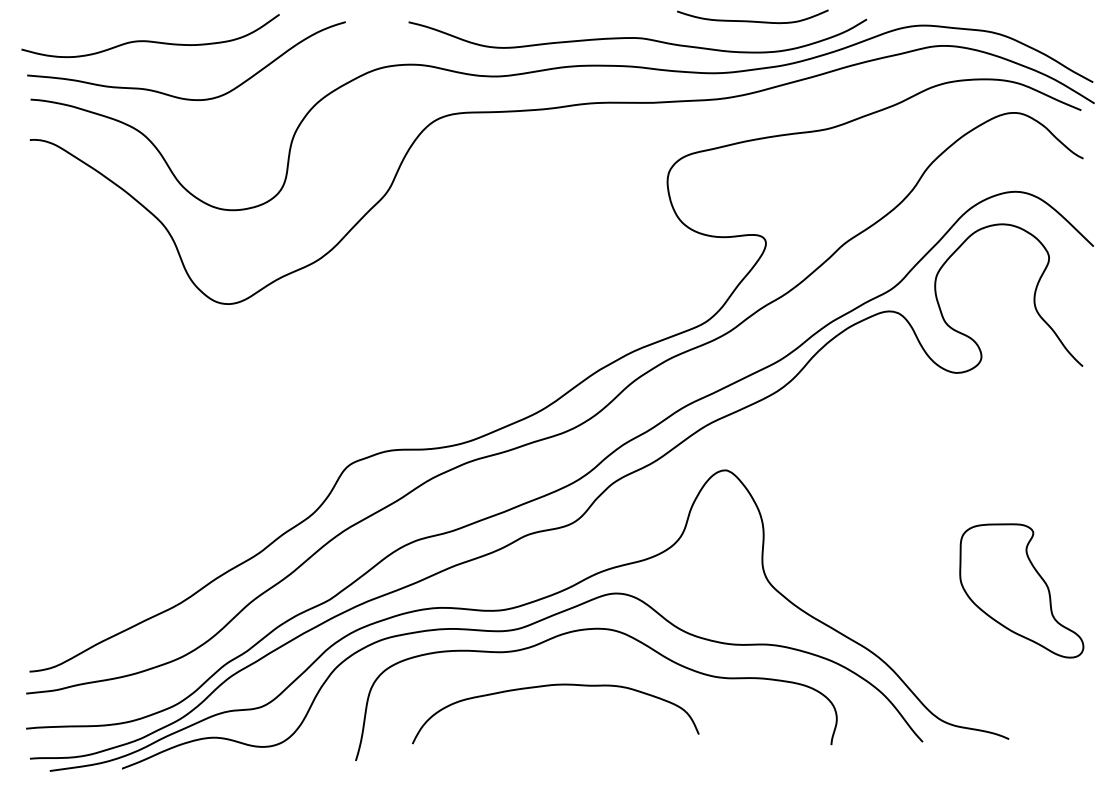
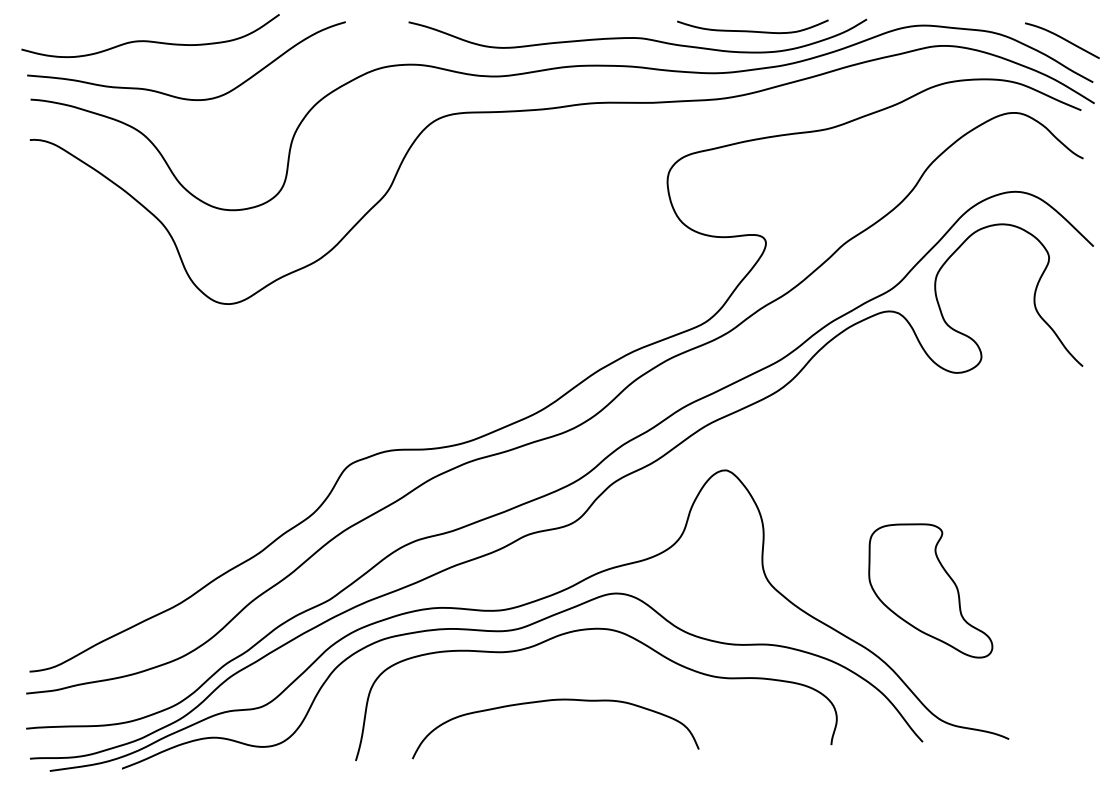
curve position: (752, 20) -> (752, 30) (752, 30)
curve: none -> present (1062, 39)
part position: (1021, 590) -> (930, 590) (930, 590)
curve position: (550, 686) -> (550, 701) (550, 701)
